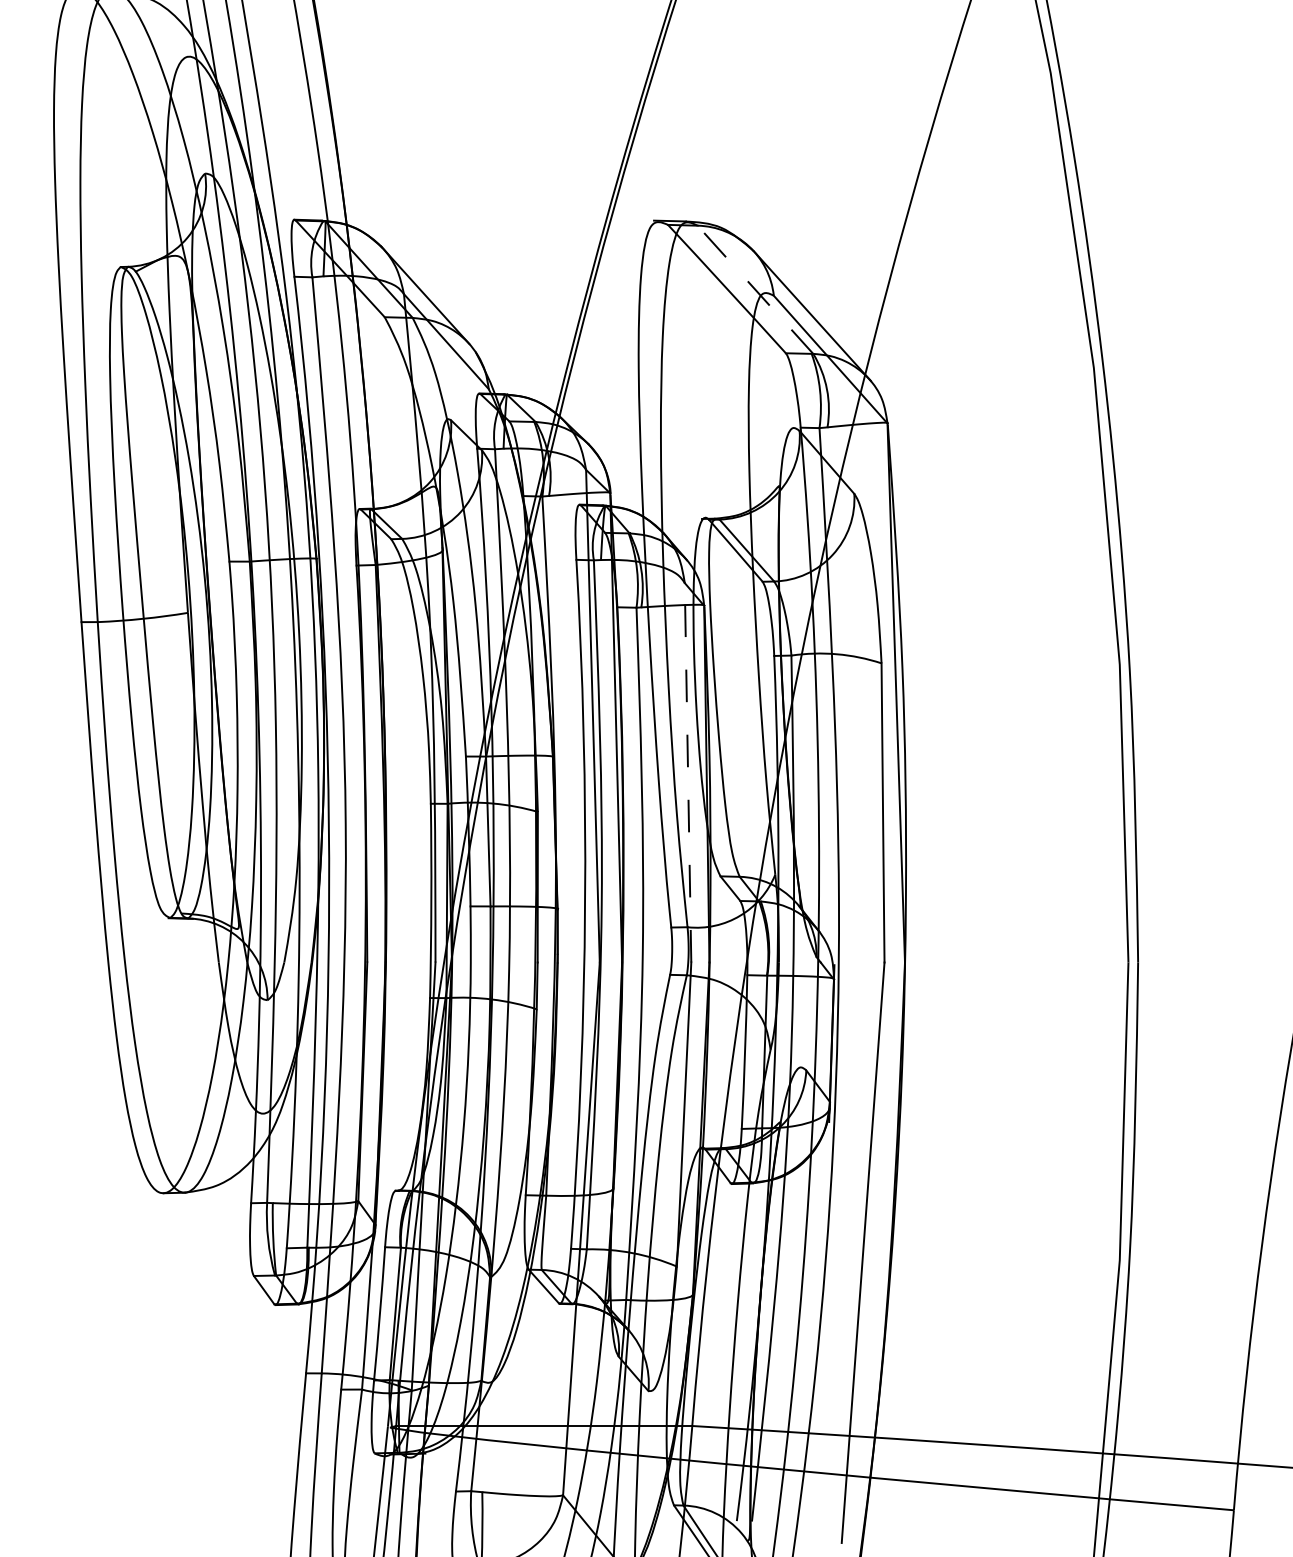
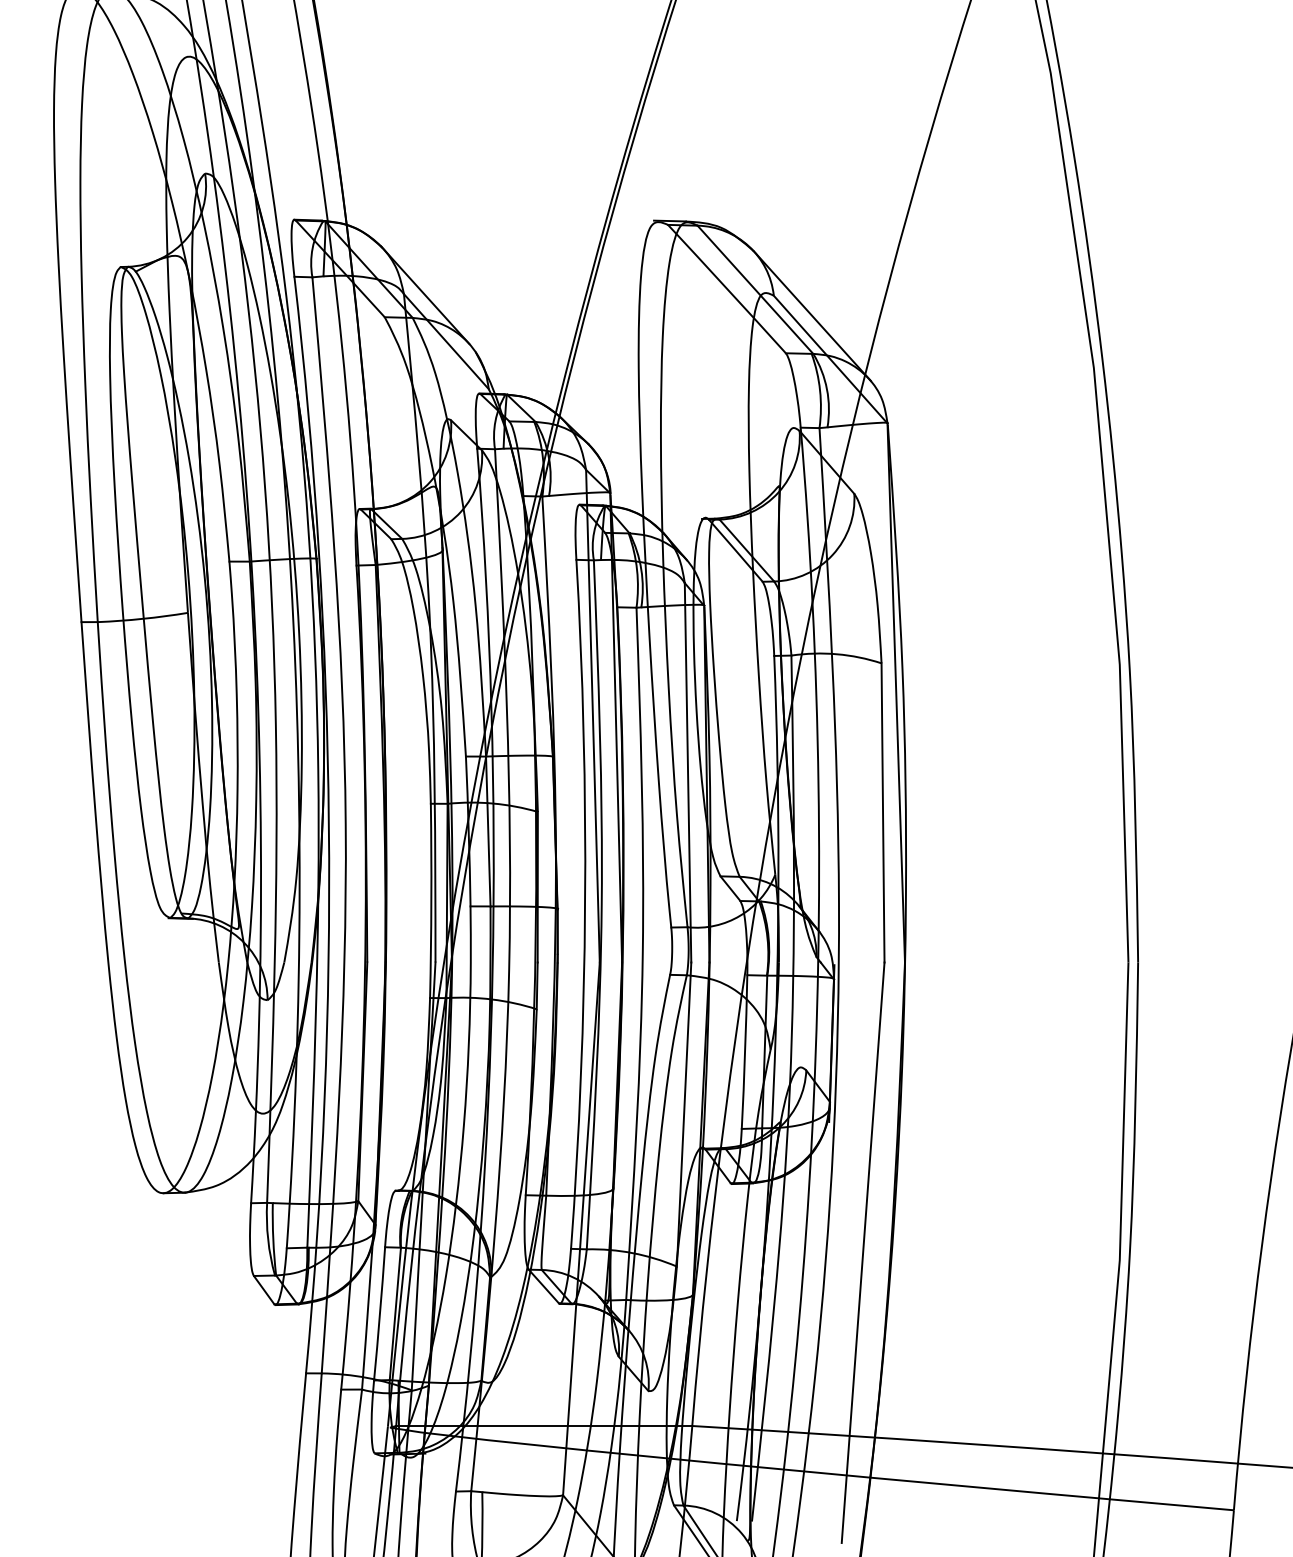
line: dashed -> solid (755, 289)
line: dashed -> solid (688, 772)
